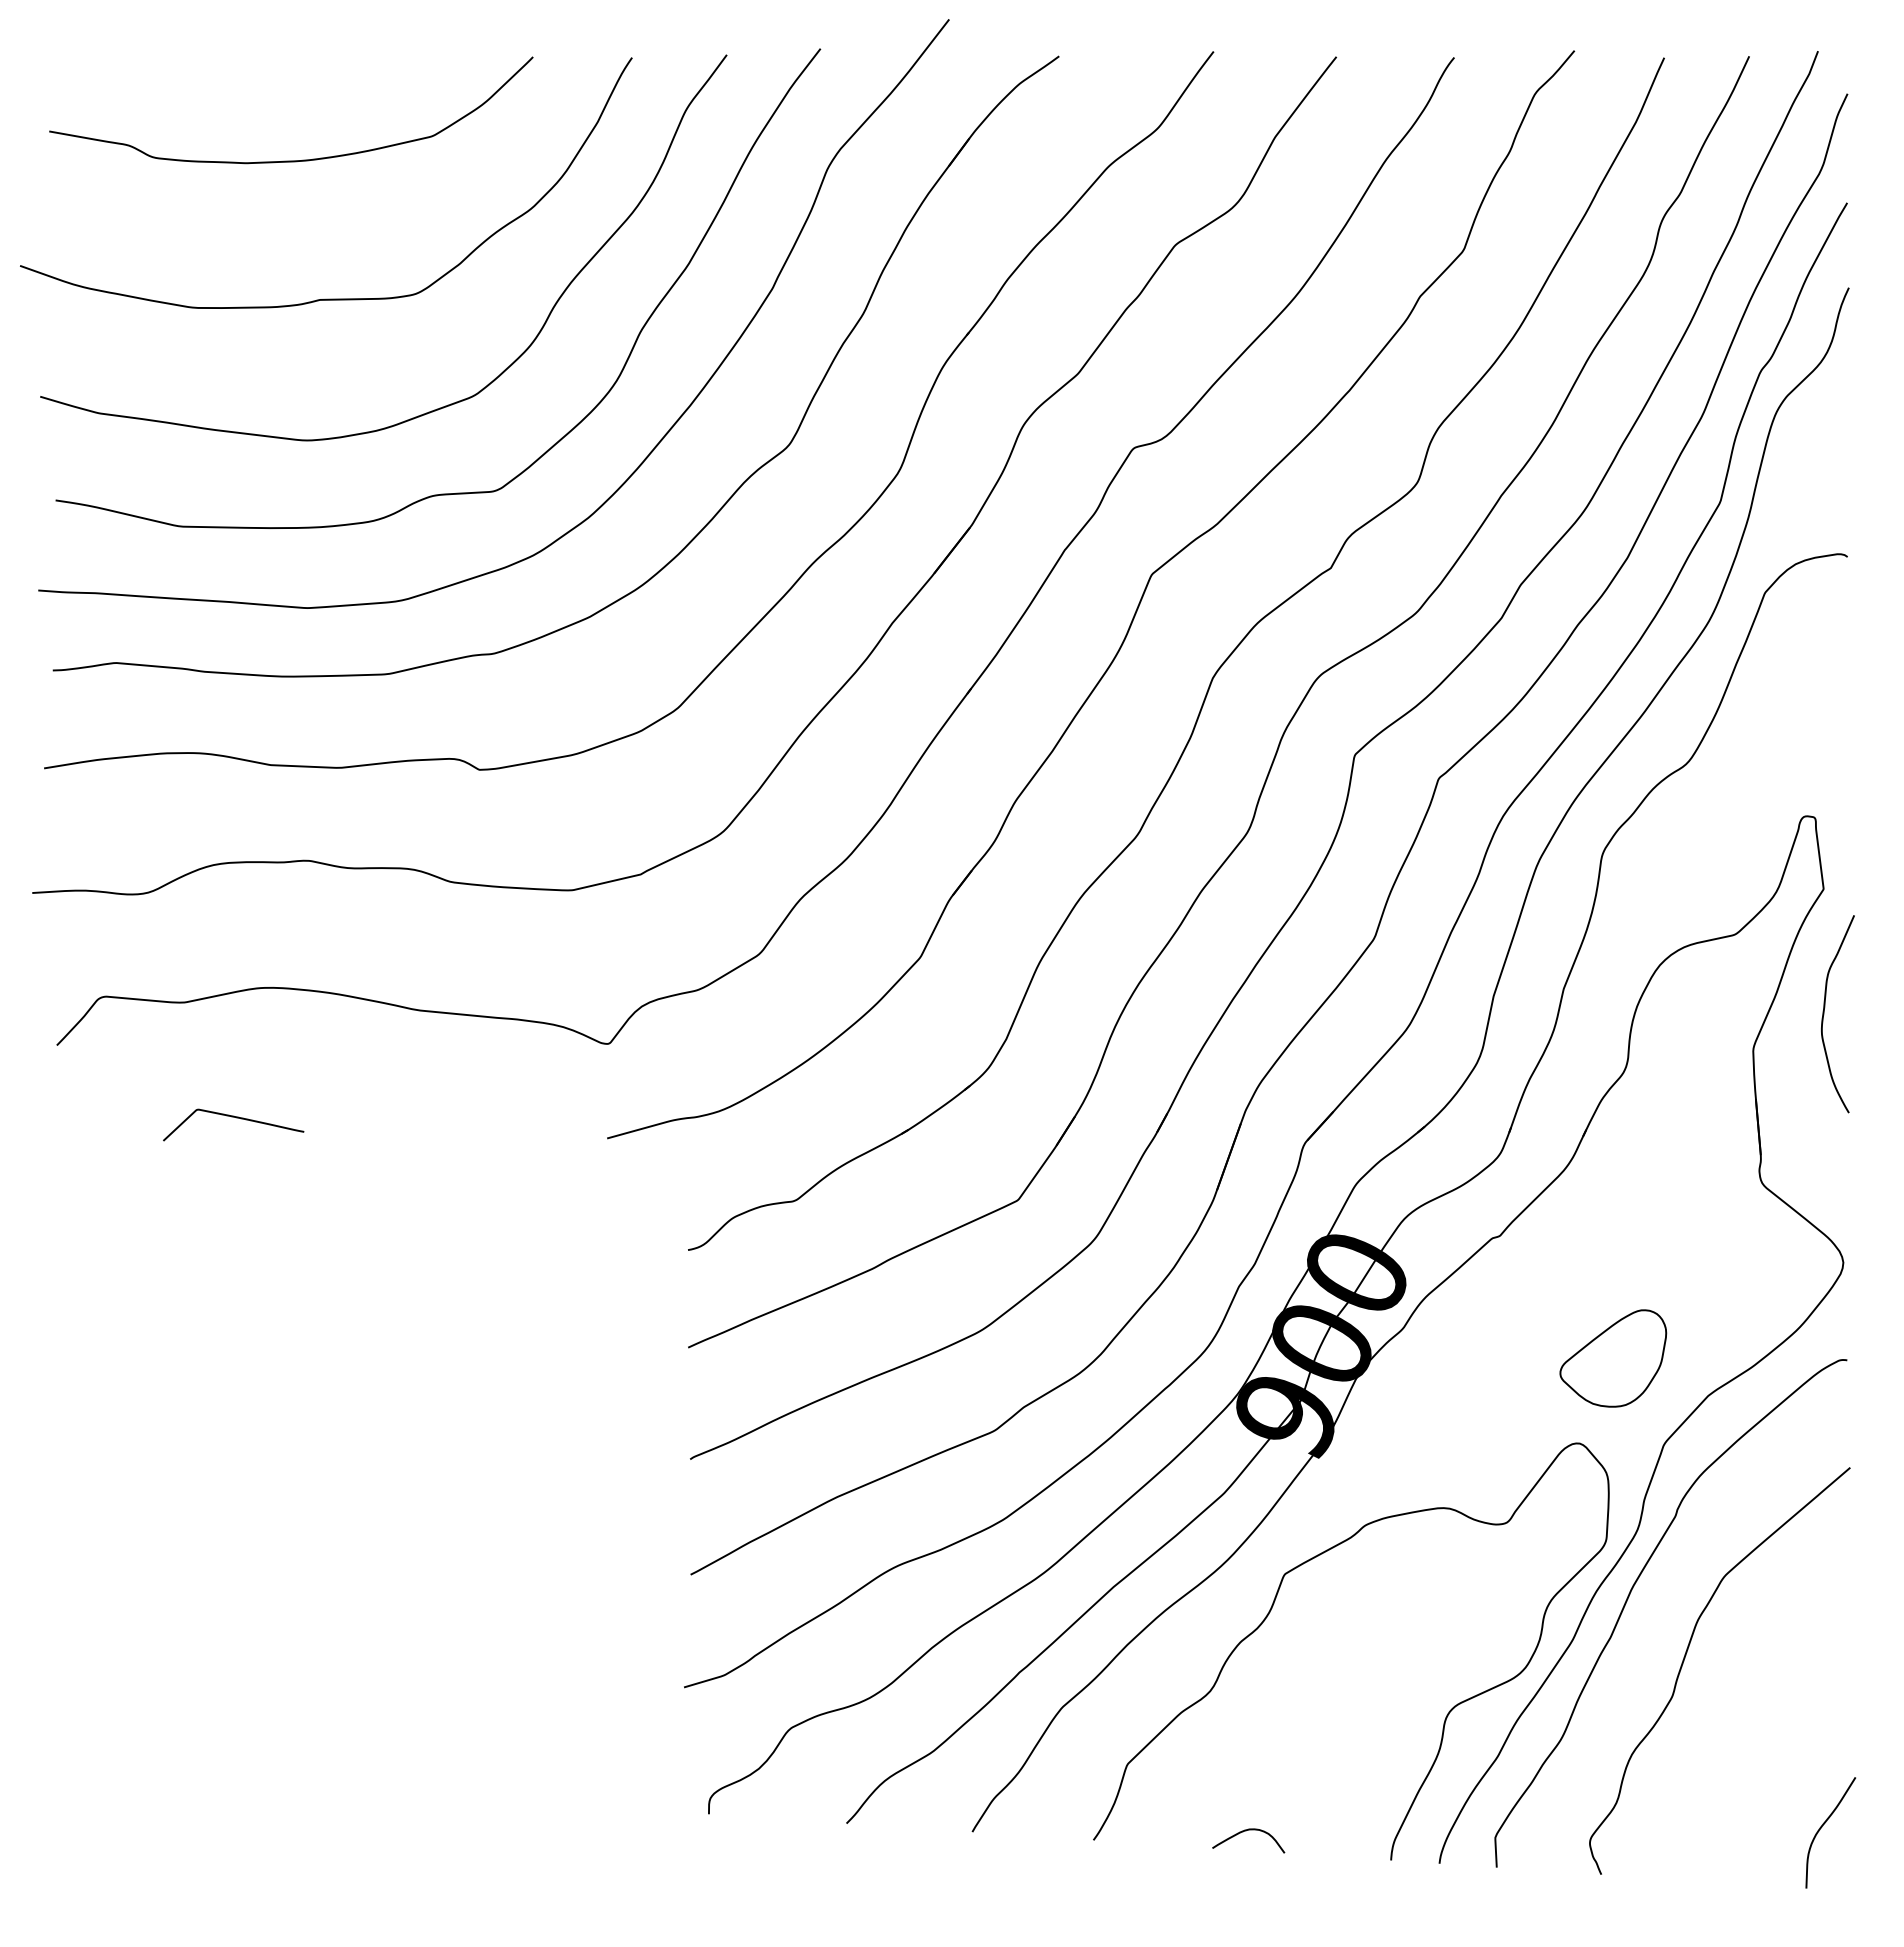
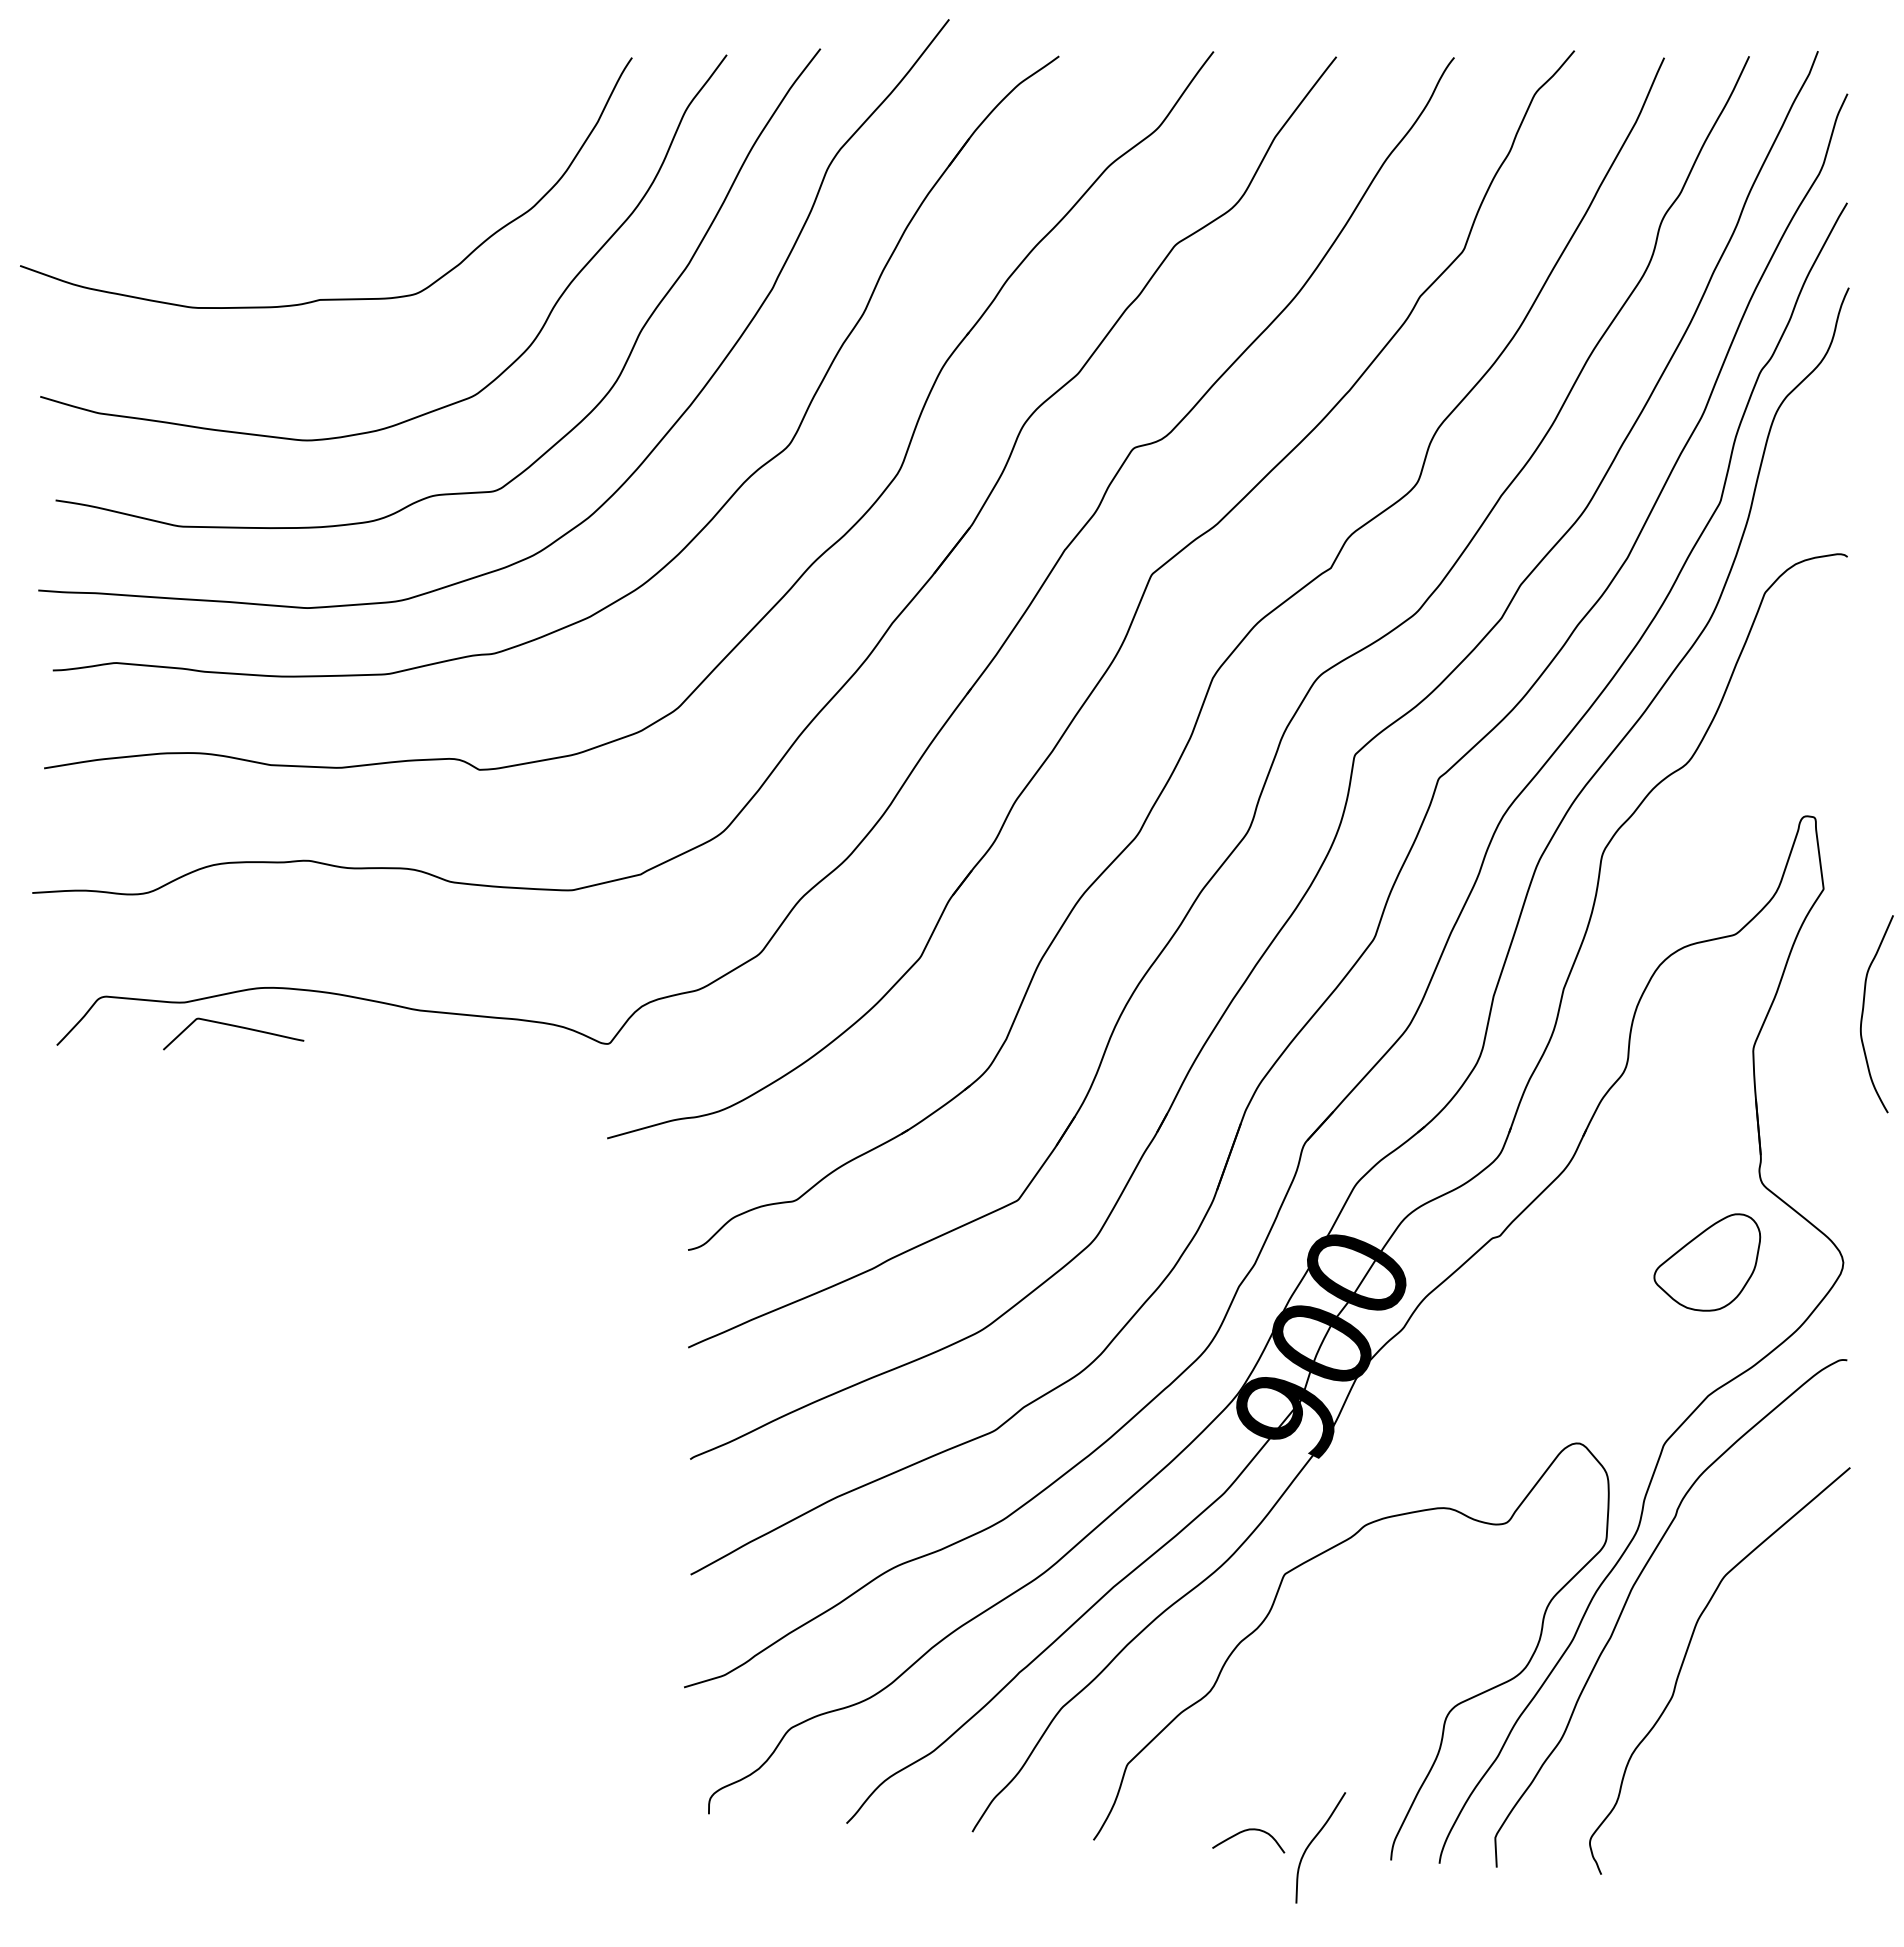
curve: present -> none (291, 160)
curve position: (1824, 1014) -> (1863, 1014) (1863, 1014)
curve position: (236, 1118) -> (236, 1027) (236, 1027)
part position: (1613, 1358) -> (1707, 1262) (1707, 1262)
curve position: (1822, 1827) -> (1312, 1842) (1312, 1842)
